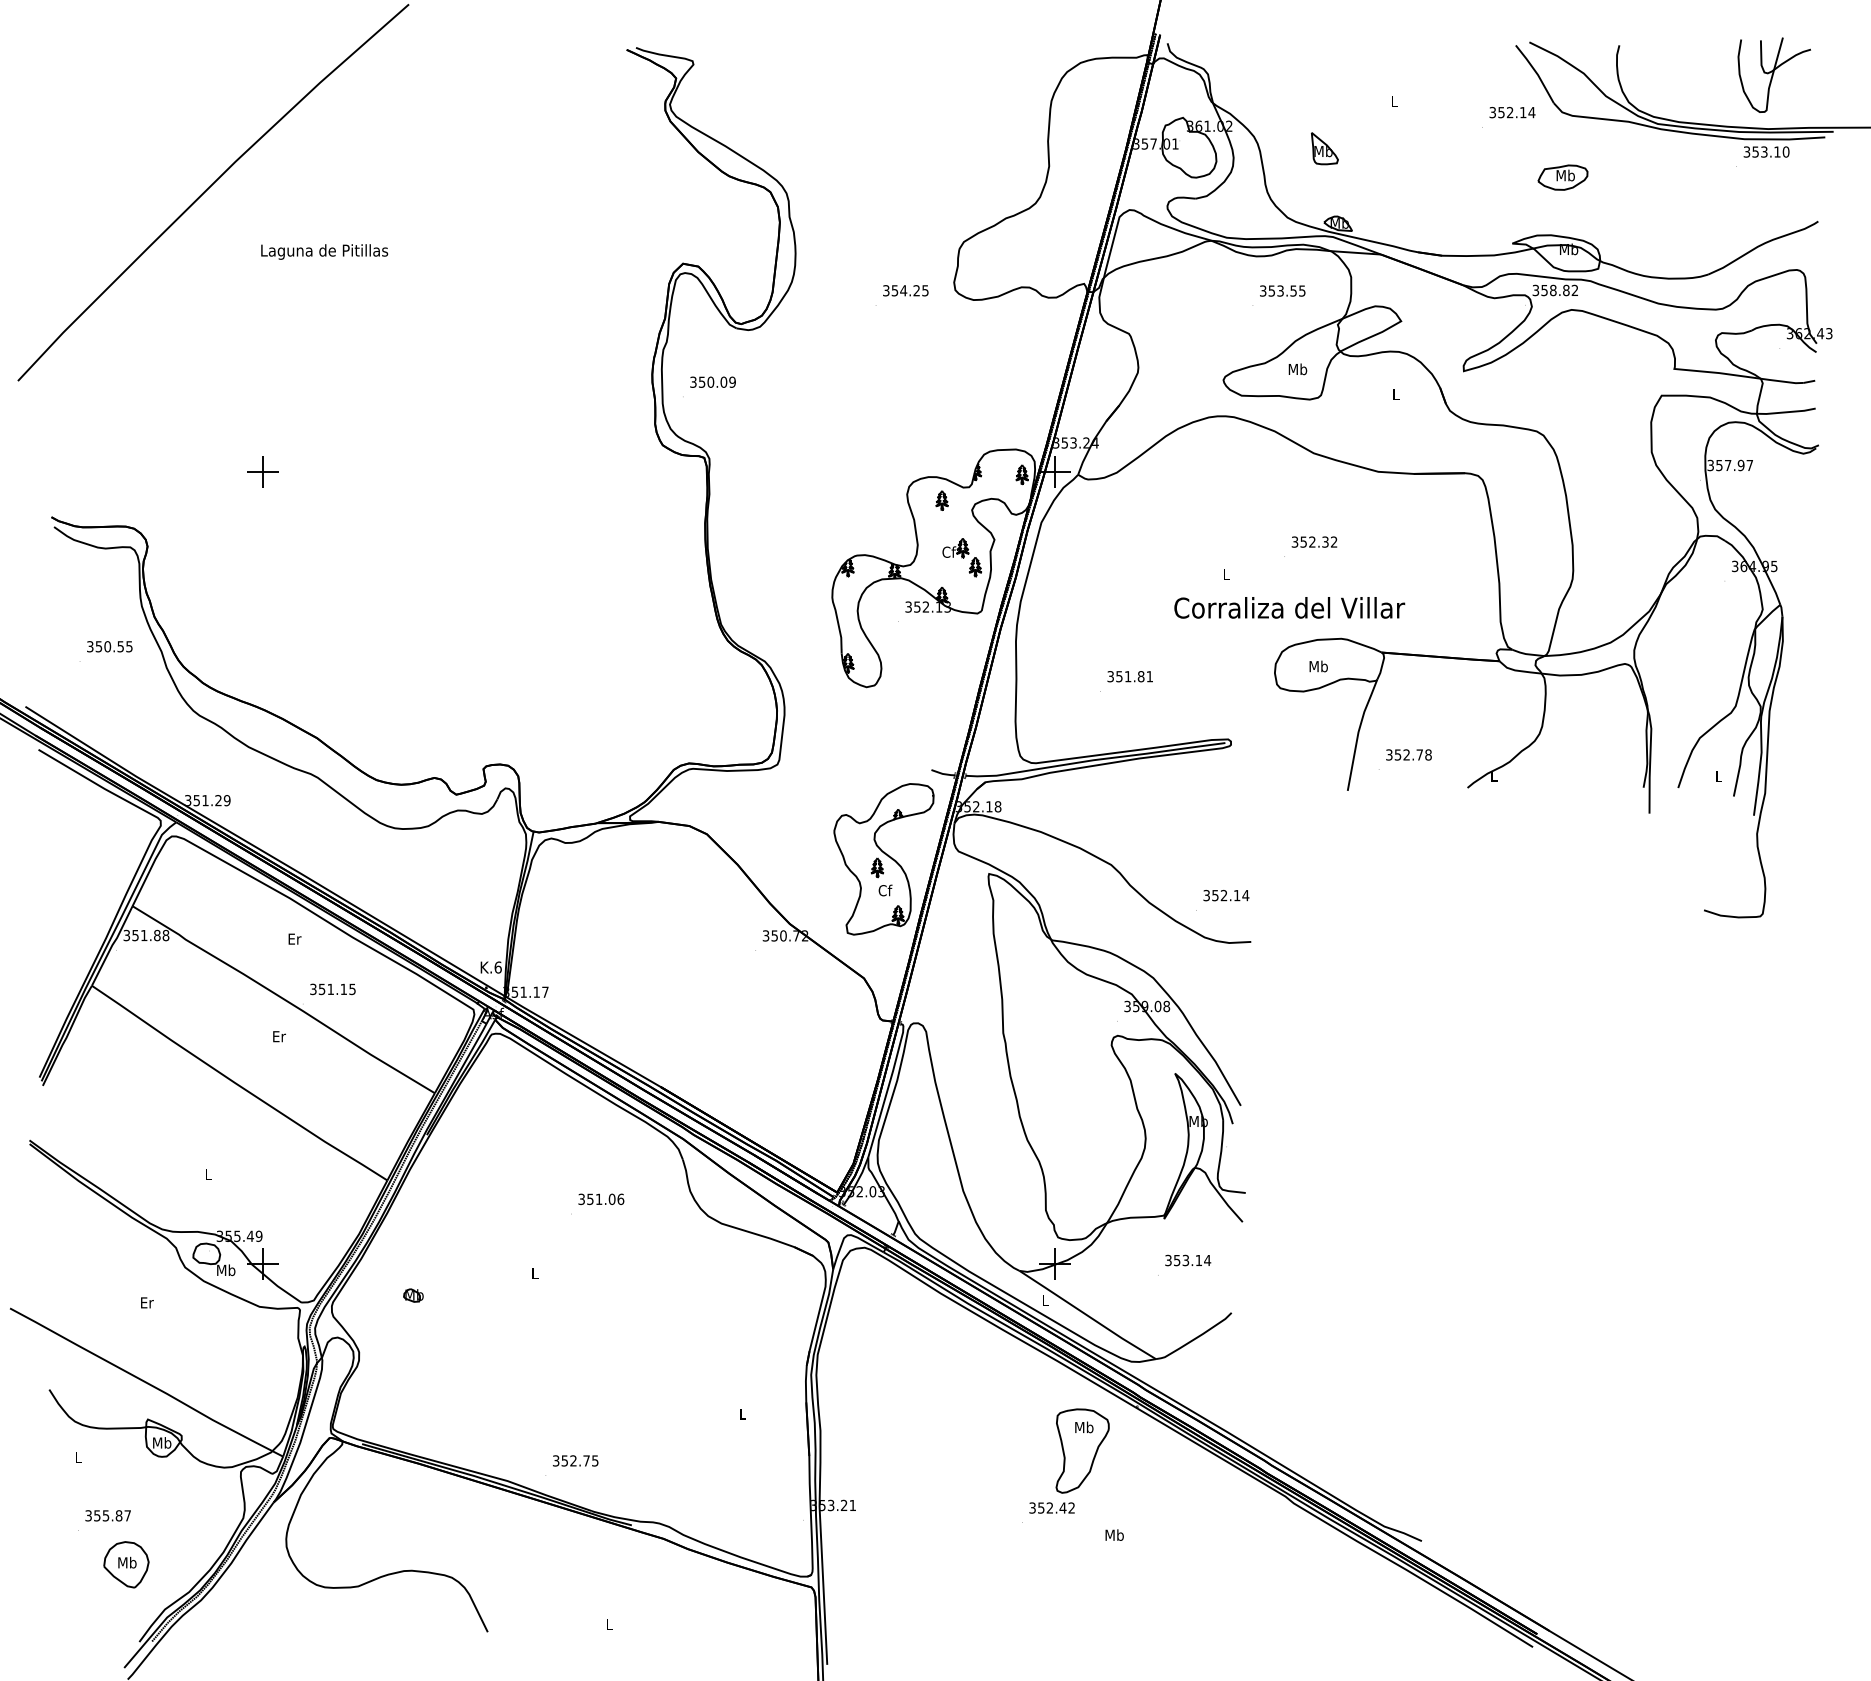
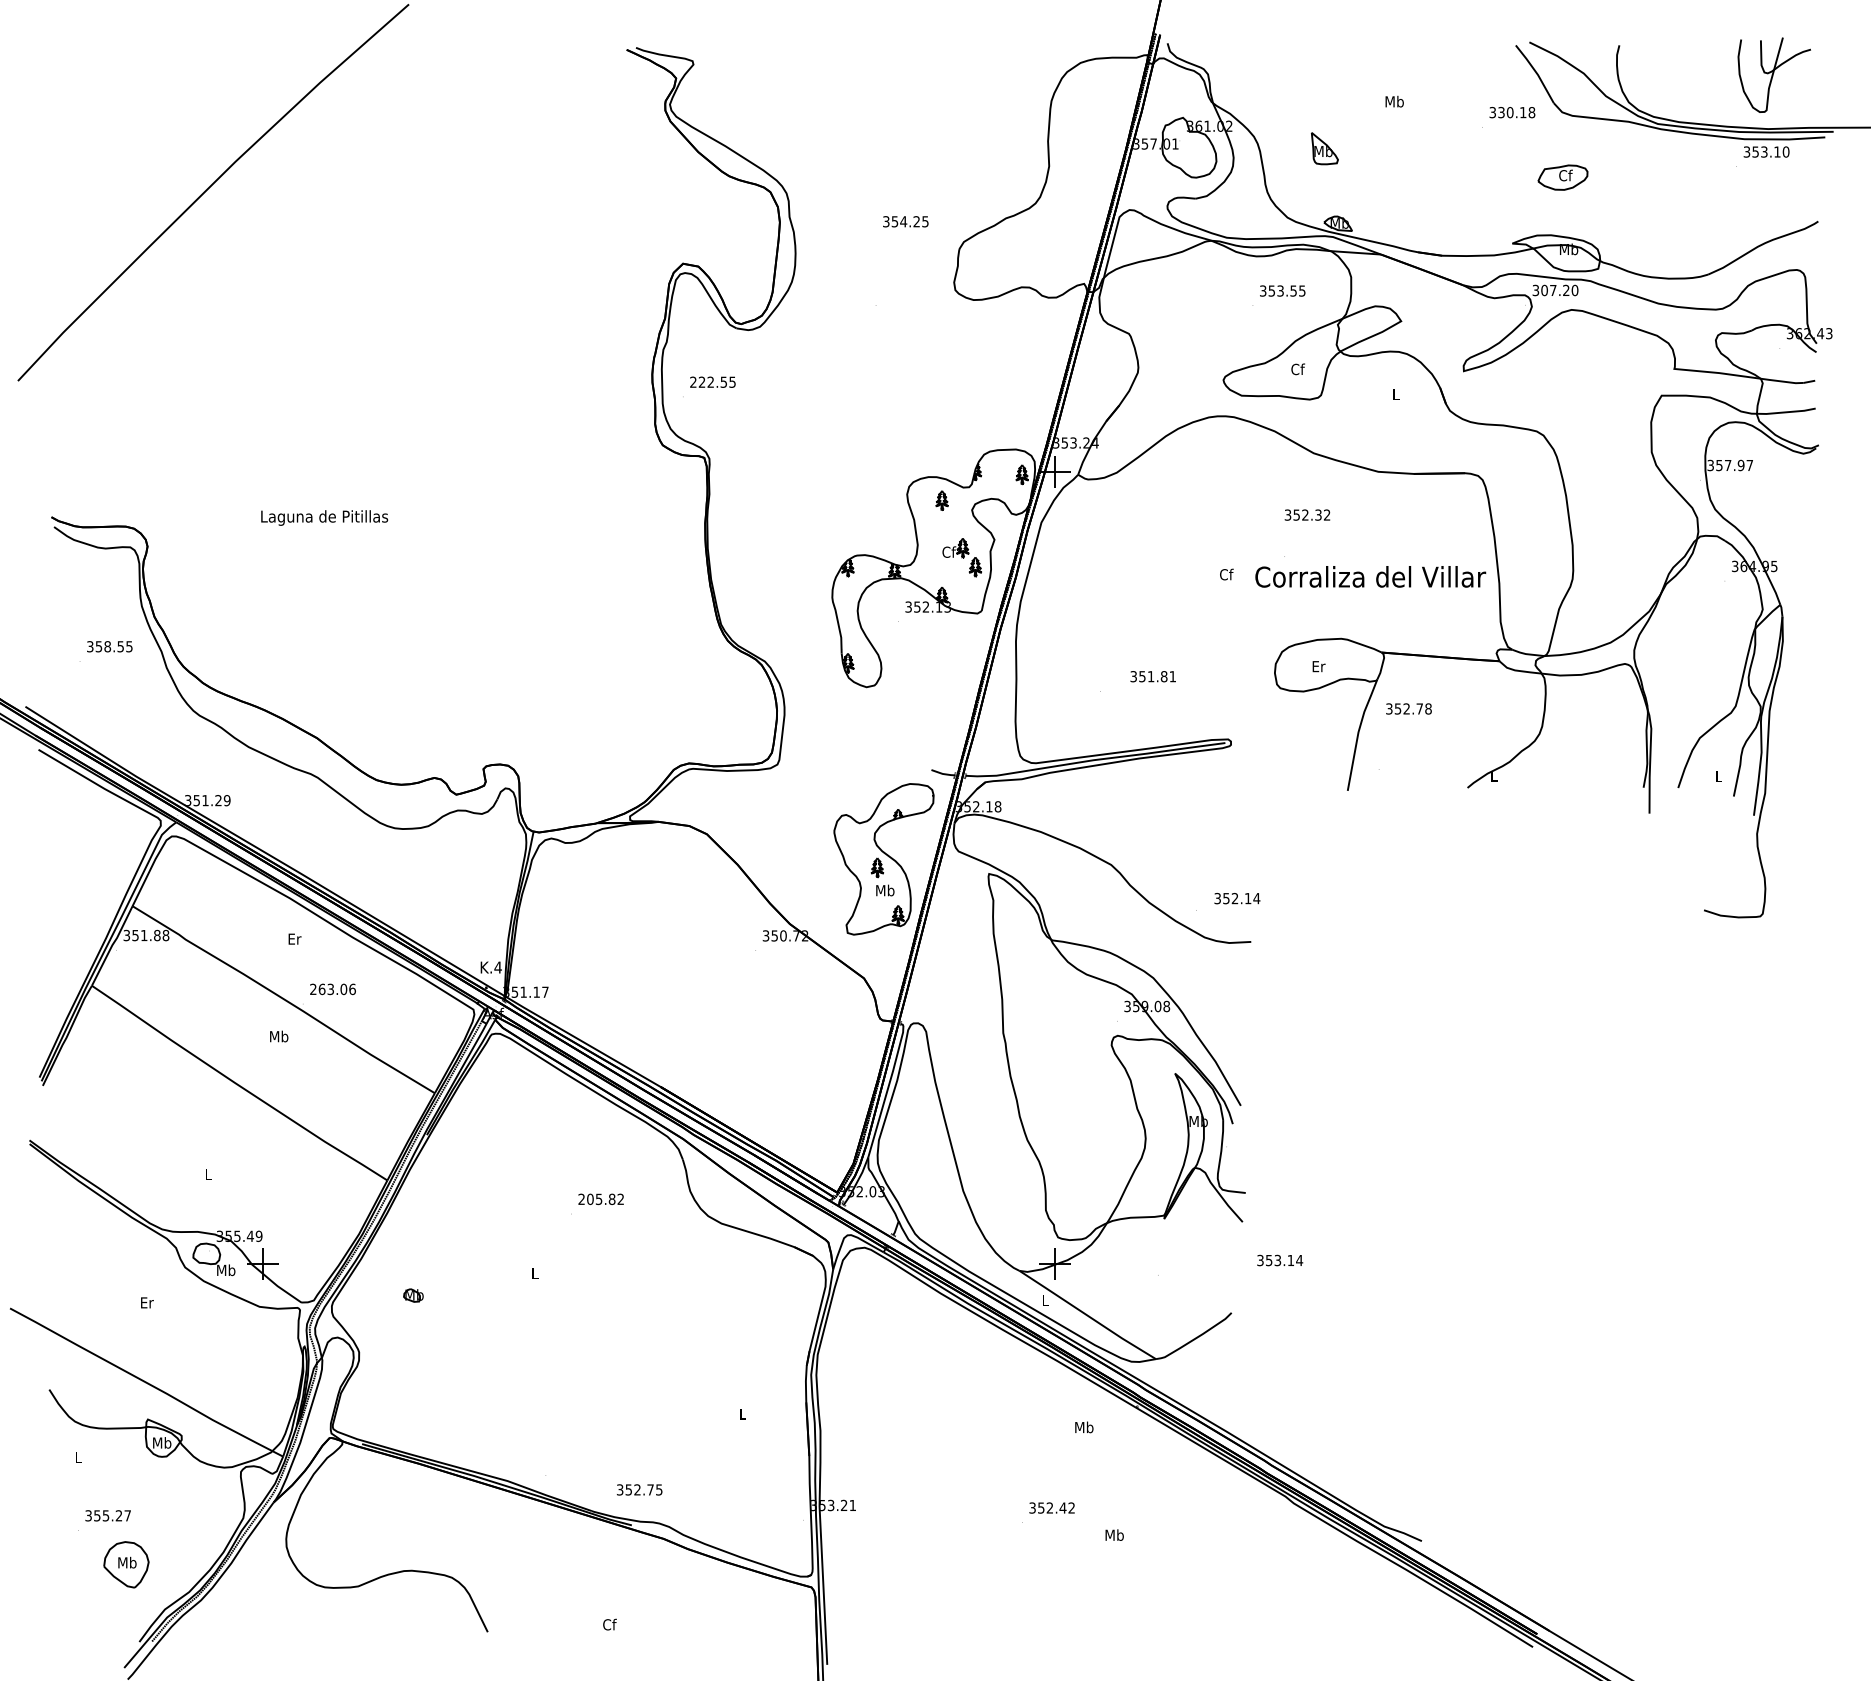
text: L -> Mb (1394, 101)
text: 352.14 -> 330.18 (1516, 112)
text: Mb -> Cf (1565, 175)
text position: (324, 251) -> (324, 517) (324, 517)
text position: (905, 290) -> (905, 221) (905, 221)
text: 358.82 -> 307.20 (1559, 290)
text: Mb -> Cf (1297, 369)
text: 350.09 -> 222.55 (712, 381)
part: present -> none (262, 471)
text position: (1314, 541) -> (1307, 514) (1307, 514)
text: L -> Cf (1226, 574)
text position: (1289, 607) -> (1370, 576) (1370, 576)
text: 350.55 -> 358.55 (107, 646)
text: Mb -> Er (1318, 666)
text position: (1129, 676) -> (1152, 676) (1152, 676)
text position: (1408, 754) -> (1408, 708) (1408, 708)
text: Cf -> Mb (885, 890)
text position: (1226, 895) -> (1237, 898) (1237, 898)
text: K.6 -> K.4 (497, 967)
text: 351.15 -> 263.06 (332, 989)
text: Er -> Mb (279, 1036)
text: 351.06 -> 205.82 (601, 1199)
text position: (1188, 1260) -> (1280, 1260) (1280, 1260)
part: present -> none (1082, 1450)
text position: (575, 1460) -> (639, 1489) (639, 1489)
text: 355.87 -> 355.27 (118, 1515)
text: L -> Cf (609, 1624)
